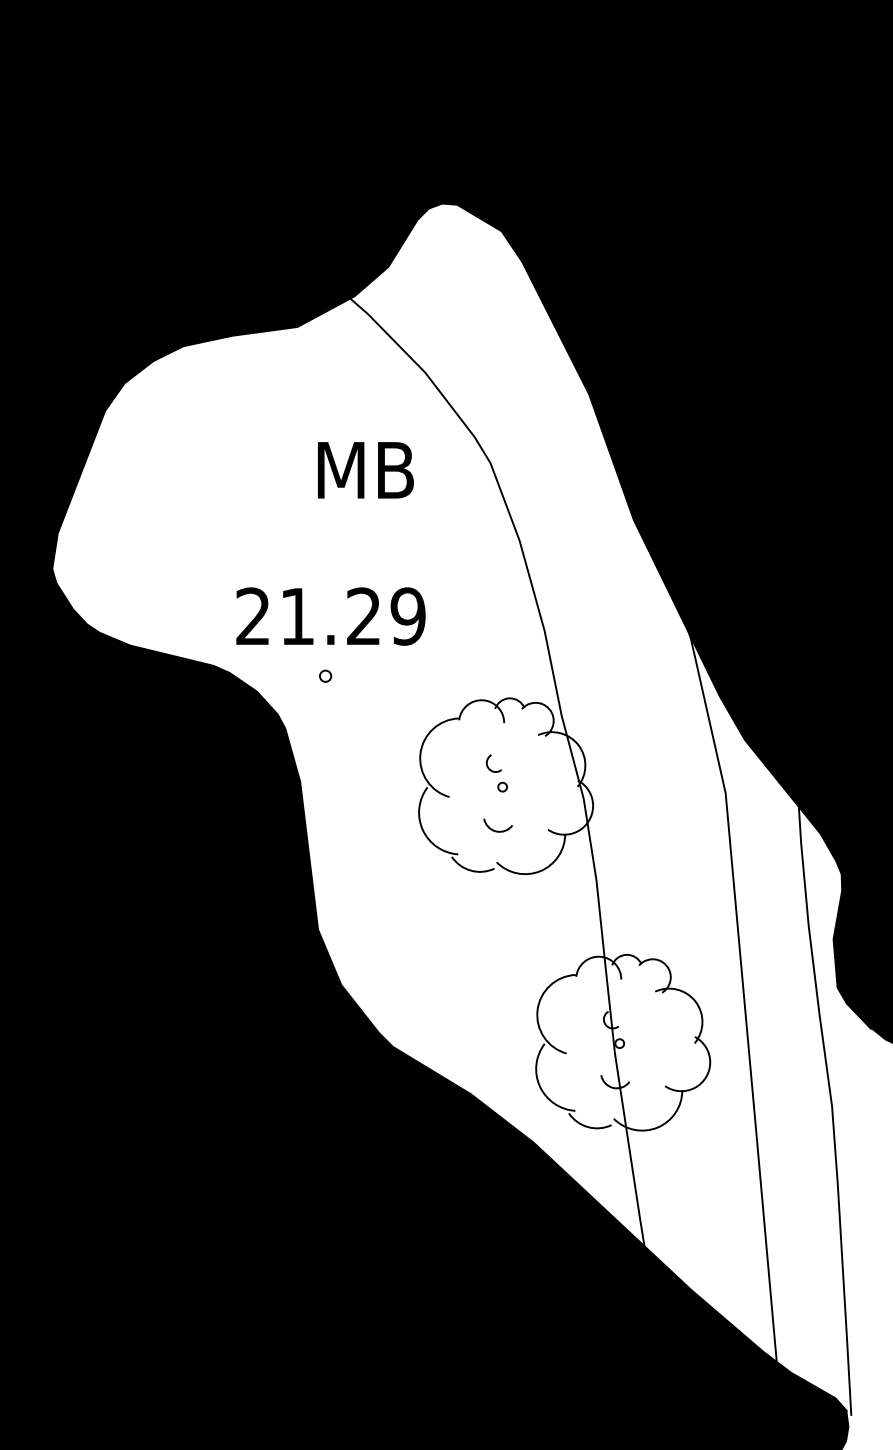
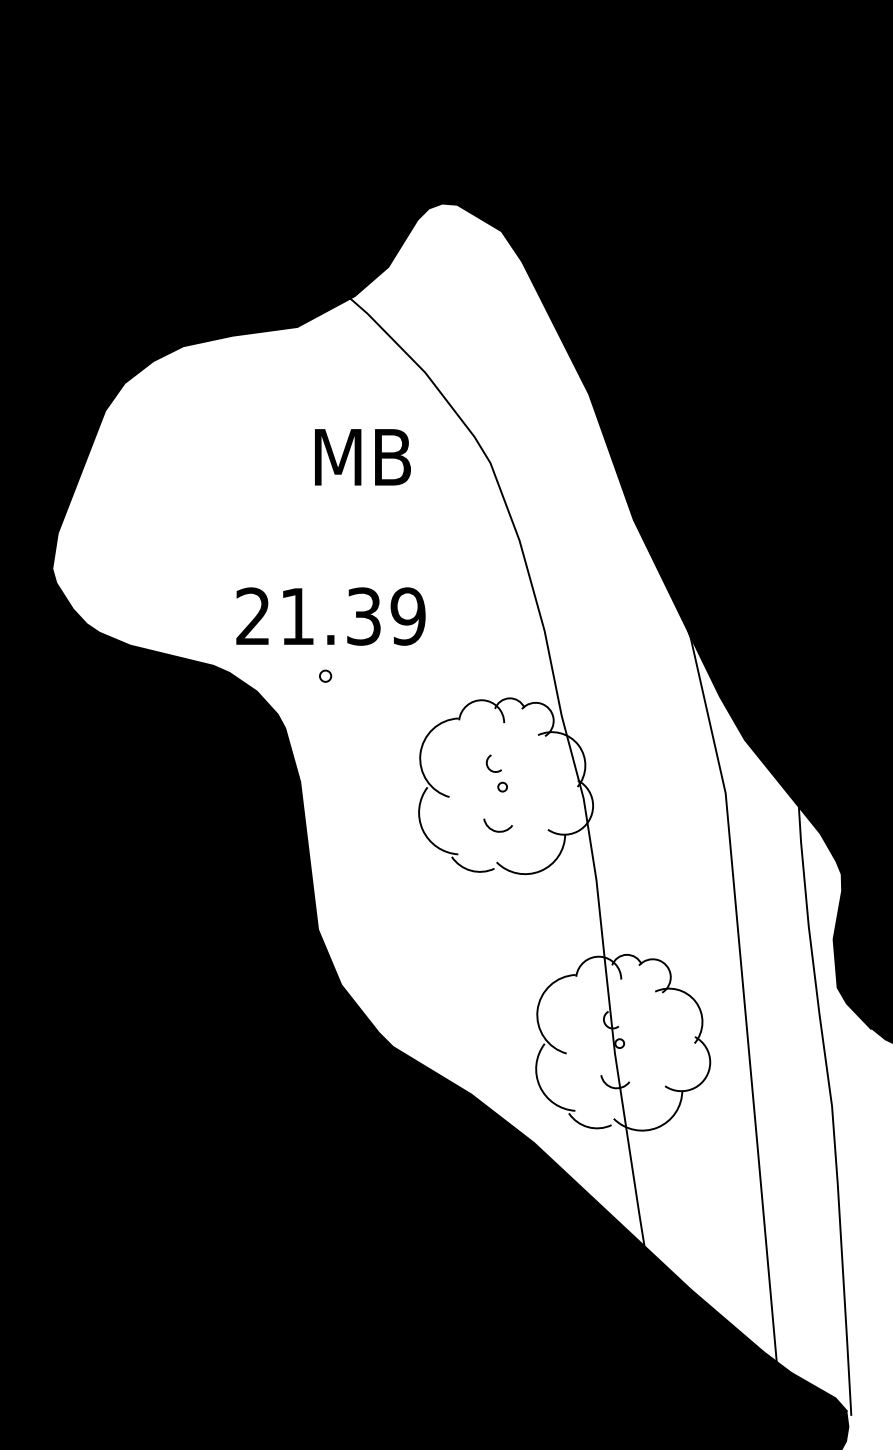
text position: (365, 470) -> (362, 457) (362, 457)
text: 21.29 -> 21.39 (363, 616)
